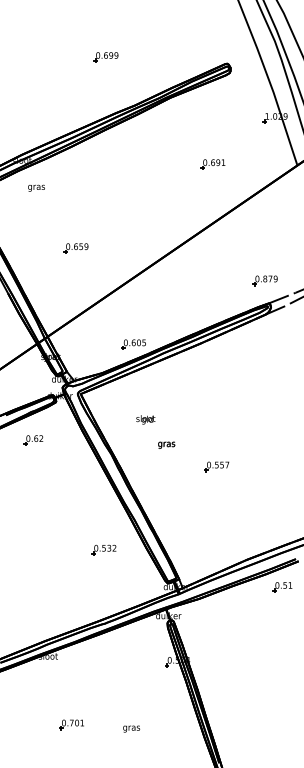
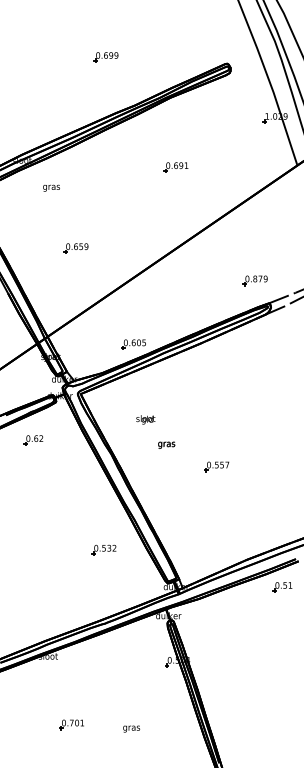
part position: (212, 164) -> (175, 167) (175, 167)
text position: (36, 187) -> (51, 187) (51, 187)
part position: (264, 280) -> (254, 280) (254, 280)
